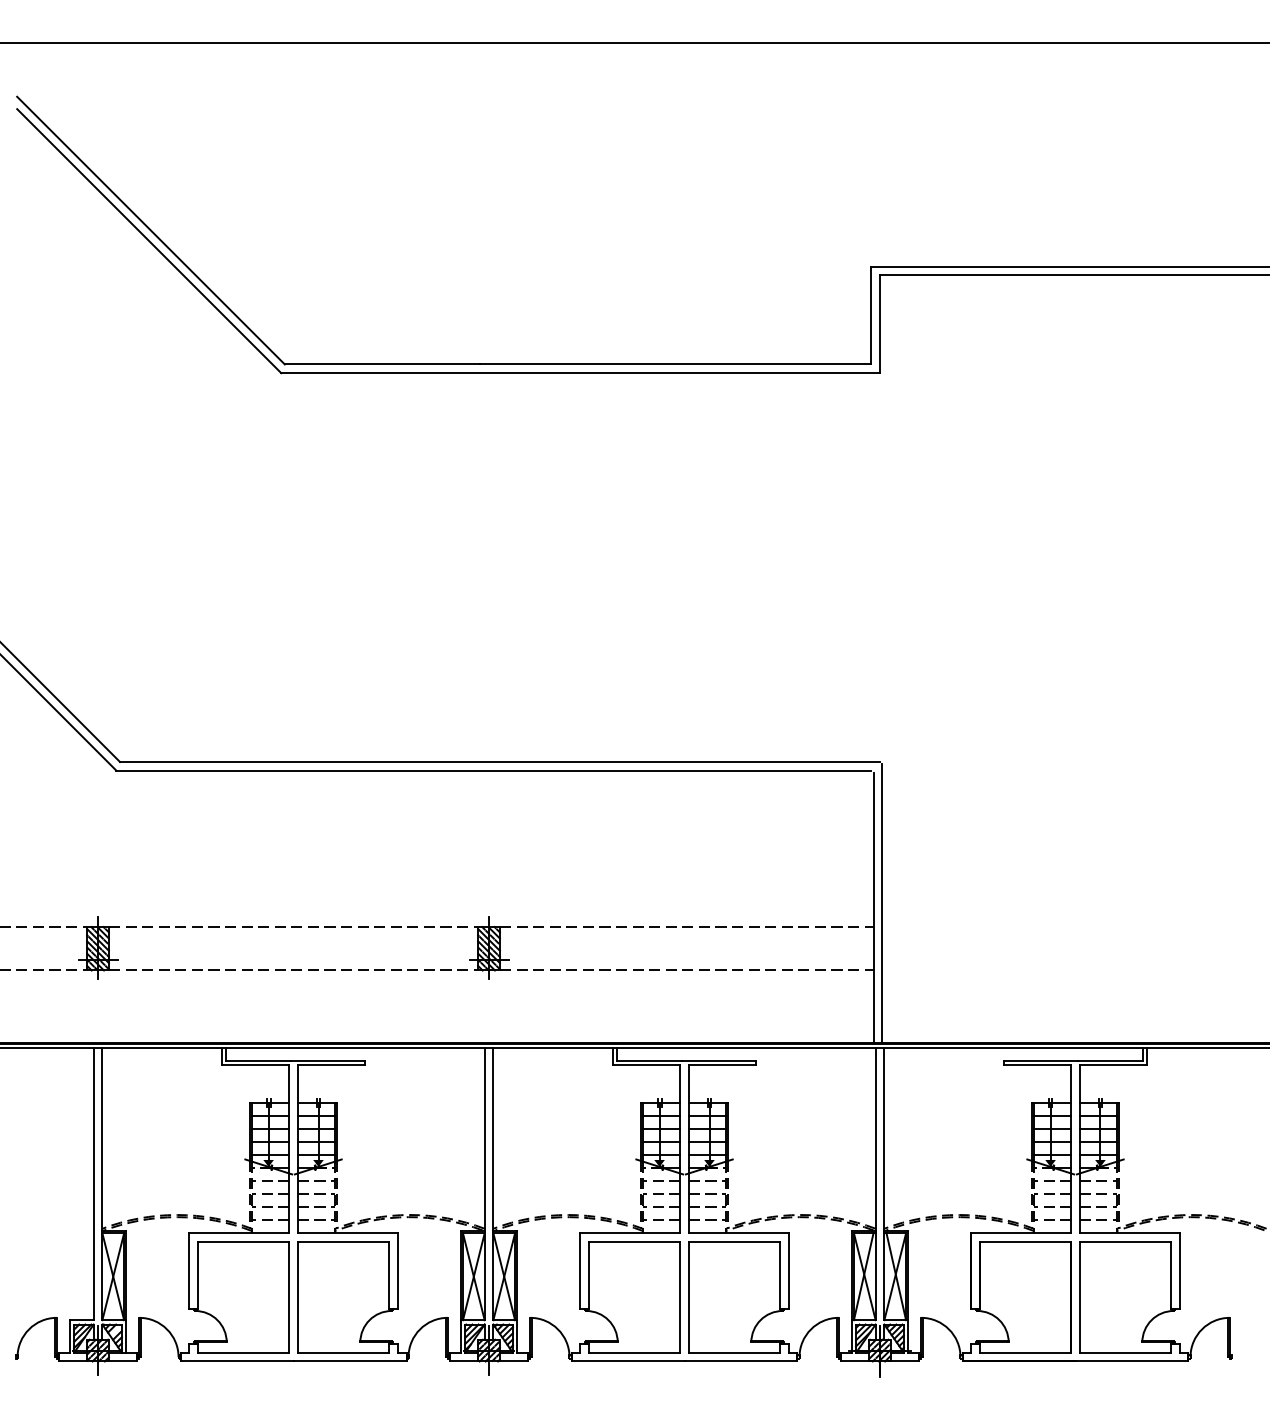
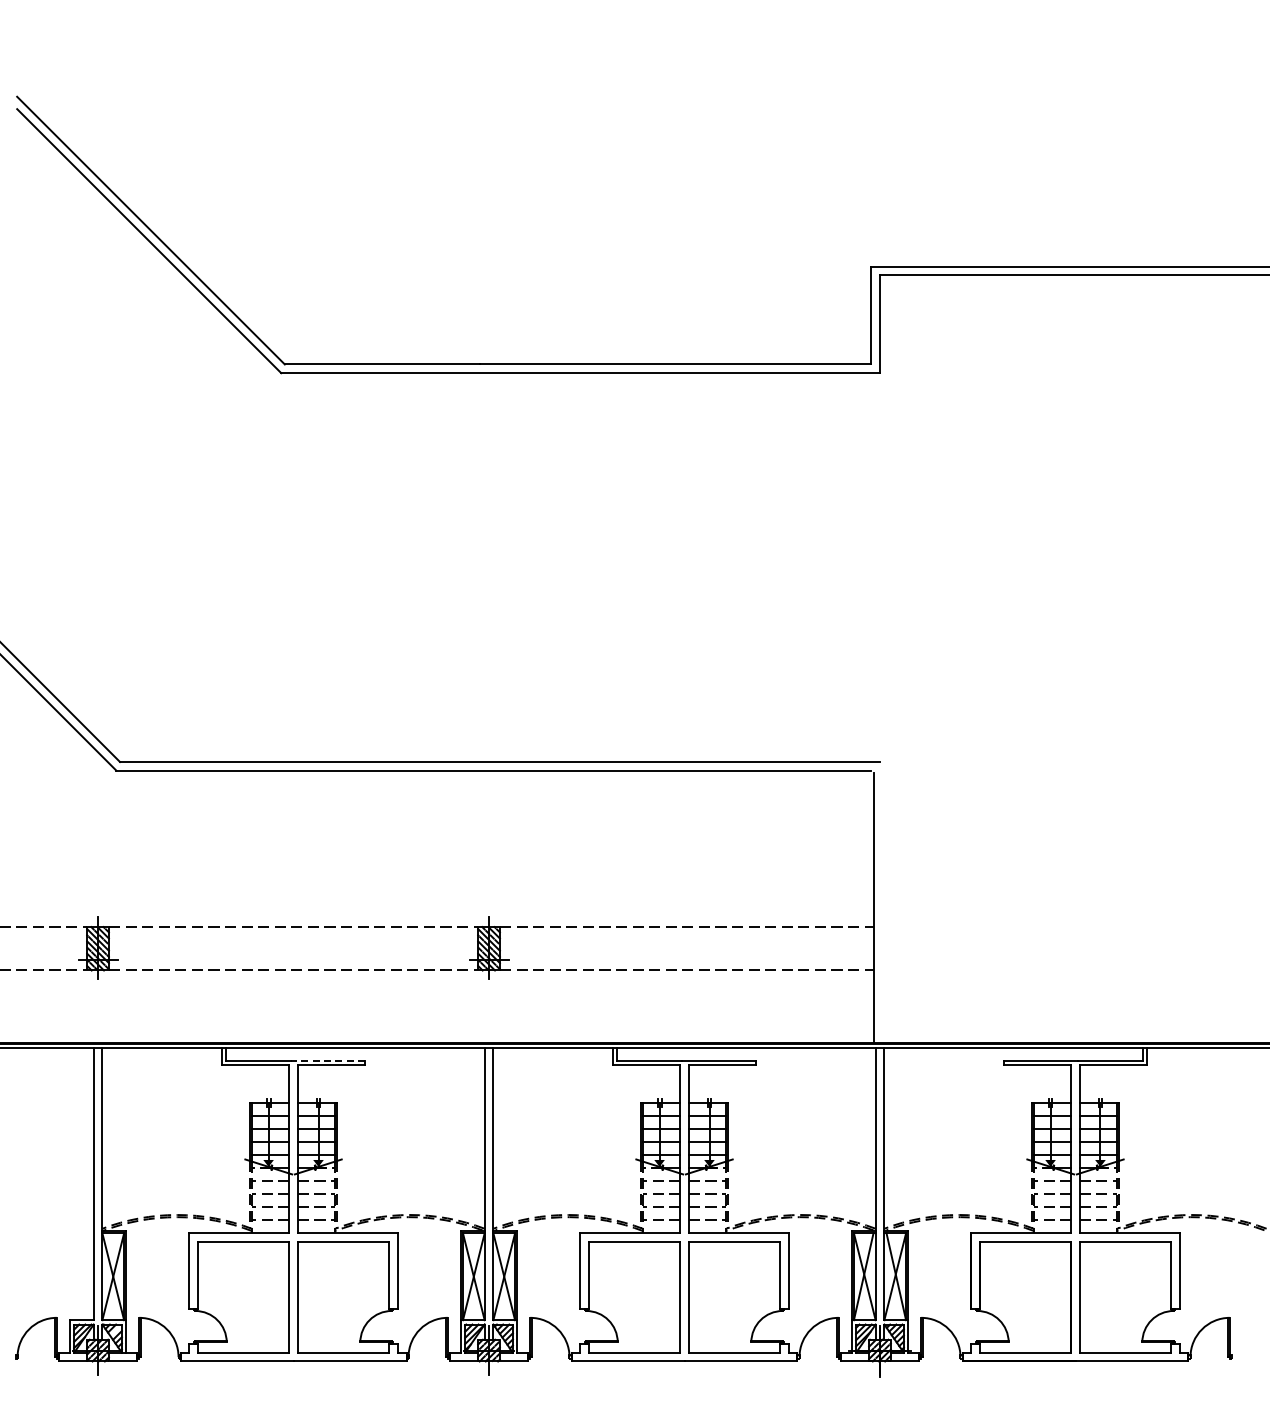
line: present -> none (634, 42)
line: present -> none (882, 903)
line: solid -> dashed (328, 1060)
